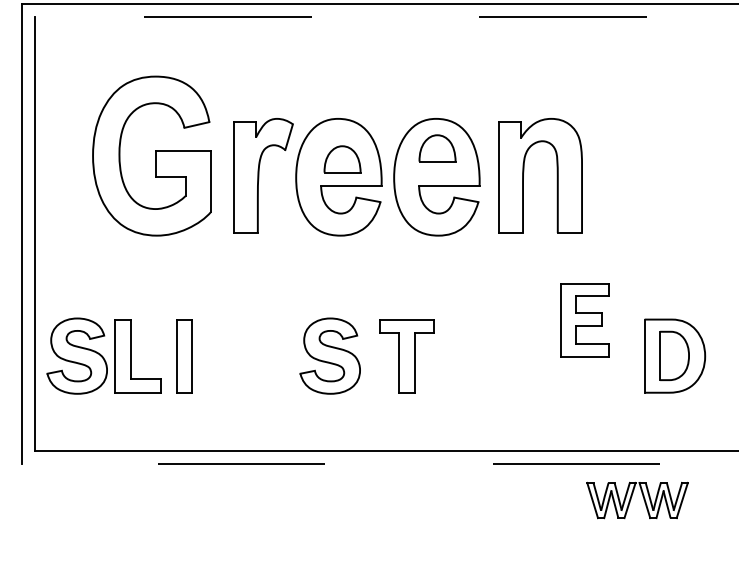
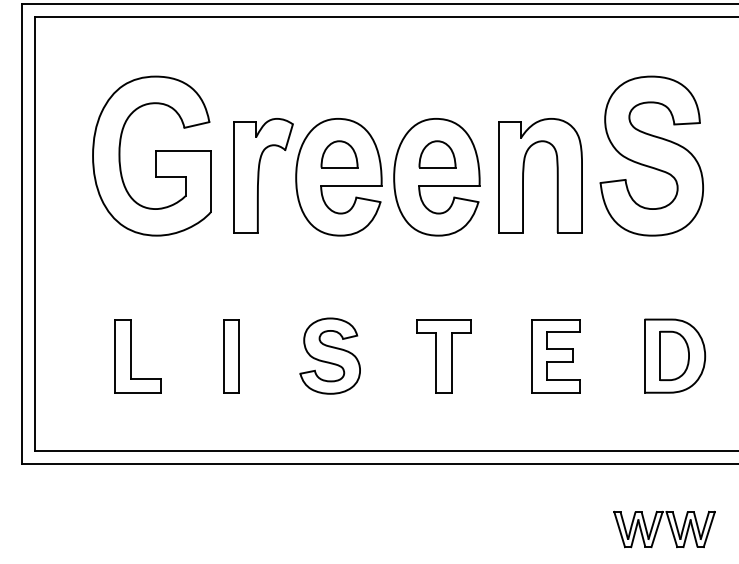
line: dashed -> solid (386, 16)
part position: (437, 148) -> (437, 154) (437, 154)
part: none -> present (651, 155)
part position: (342, 159) -> (339, 154) (339, 154)
part position: (584, 320) -> (555, 356) (555, 356)
part: present -> none (76, 355)
part position: (184, 356) -> (231, 356) (231, 356)
part position: (406, 356) -> (443, 356) (443, 356)
line: dashed -> solid (379, 463)
part position: (631, 499) -> (658, 528) (658, 528)
